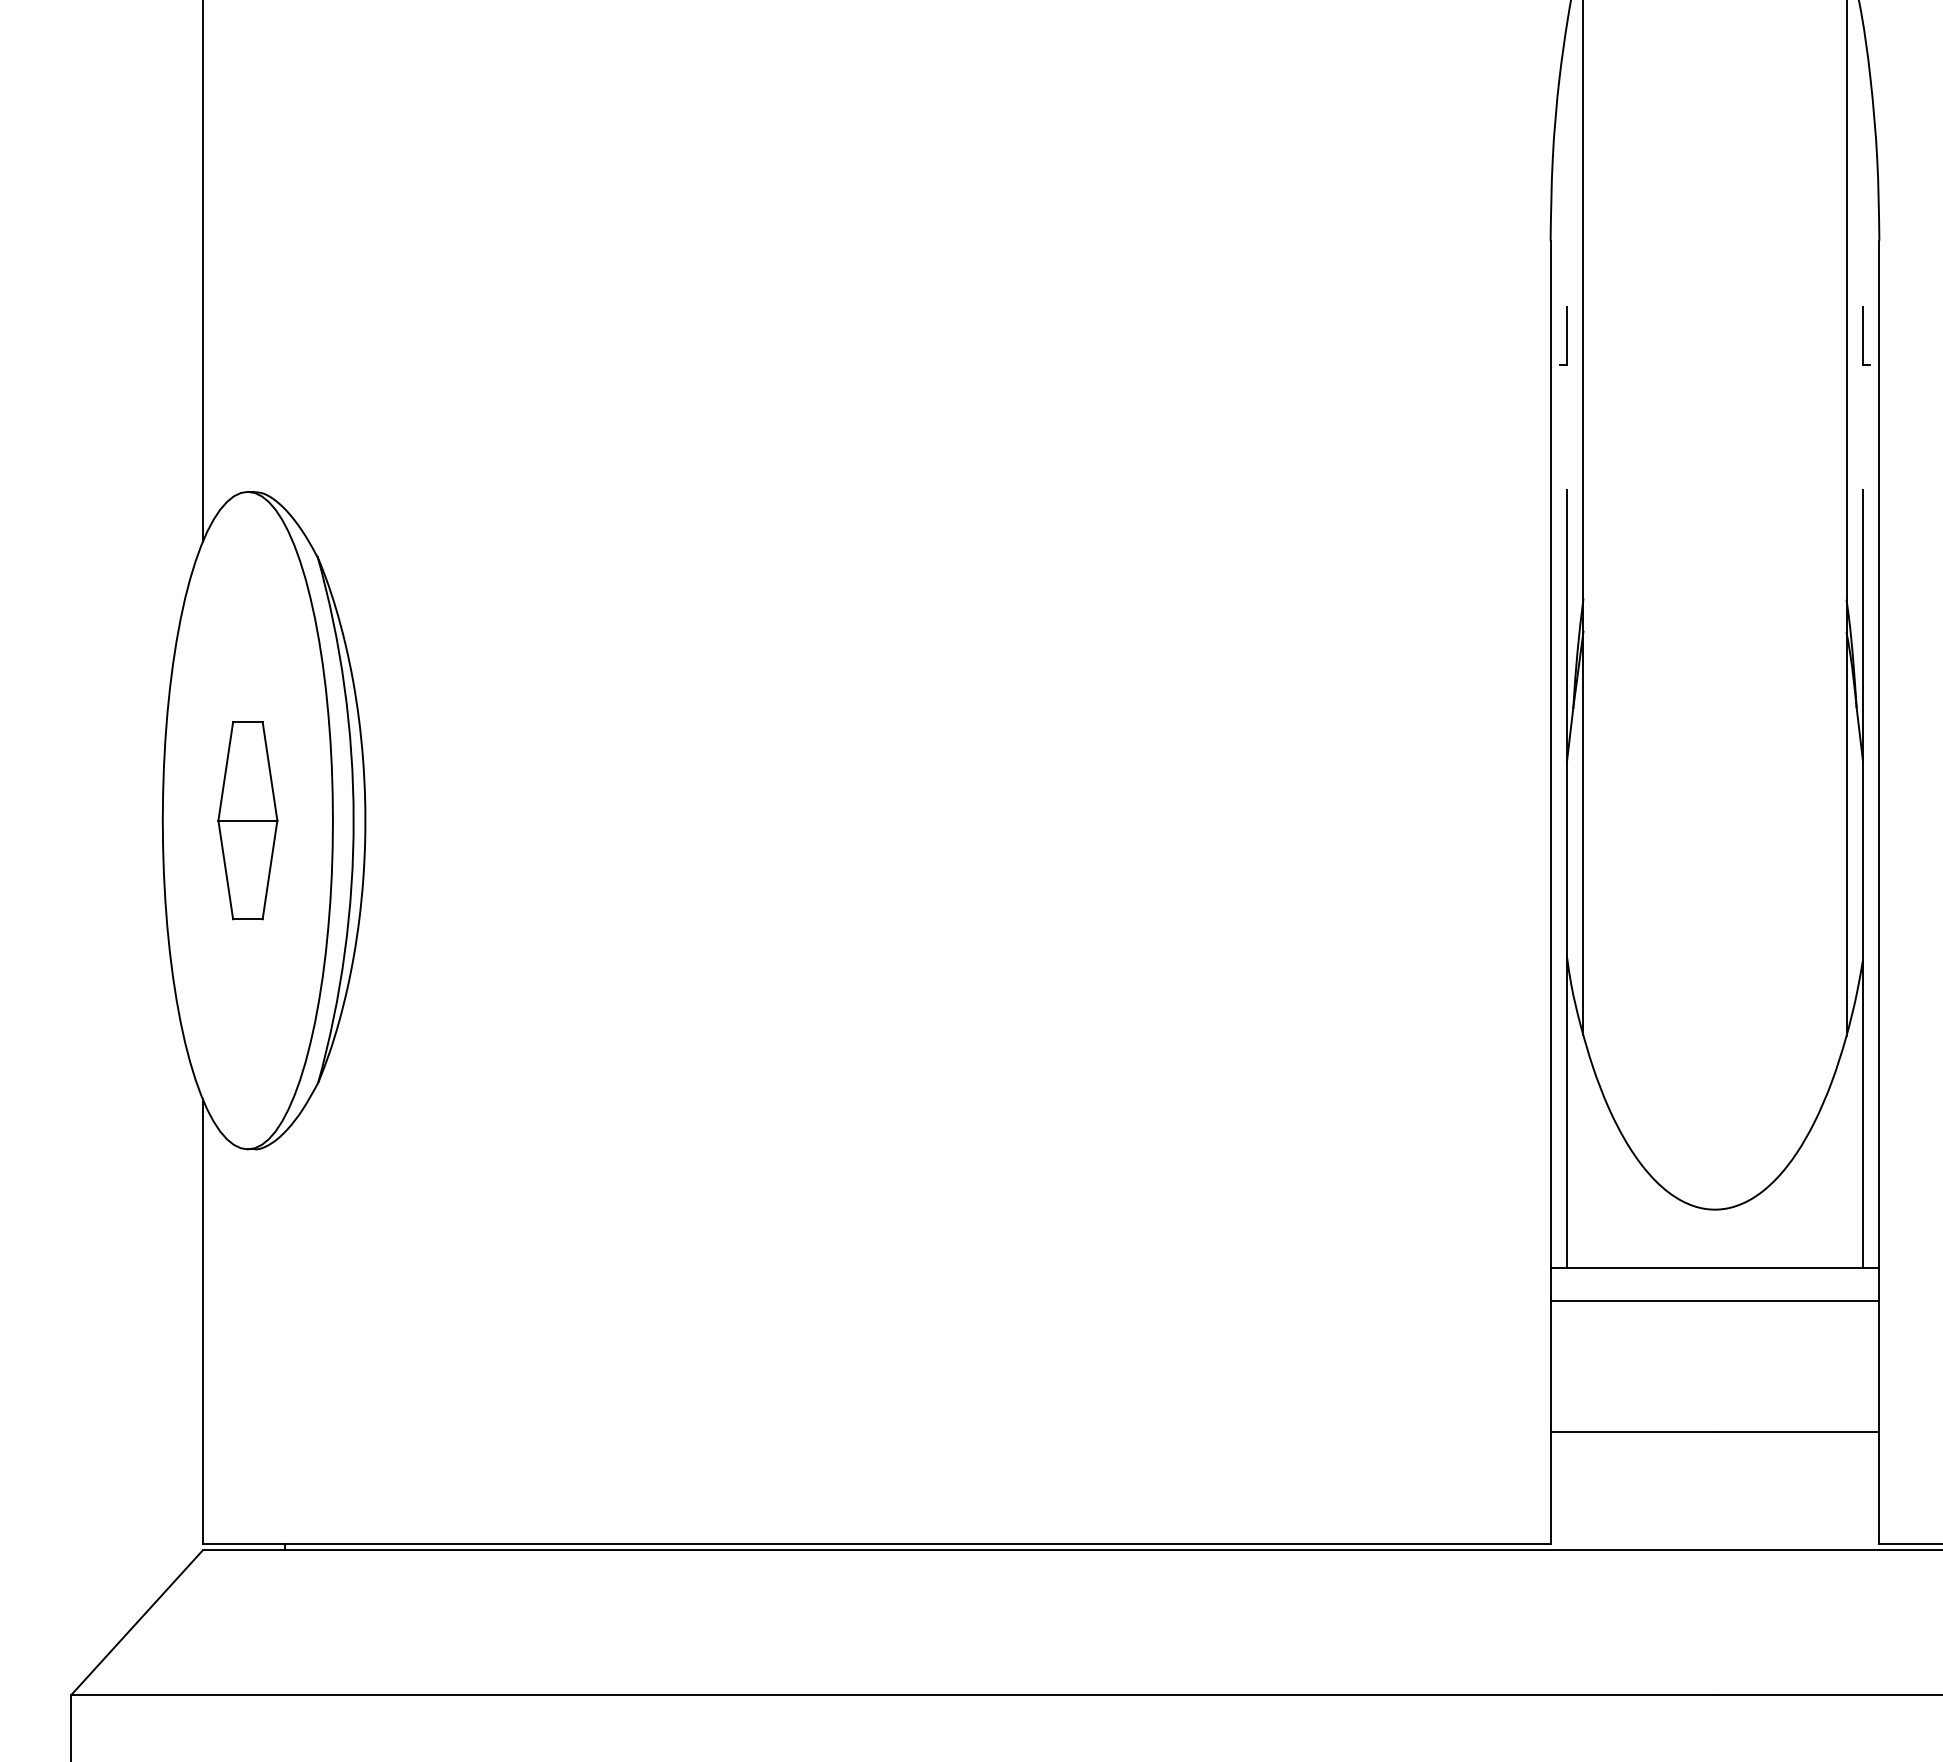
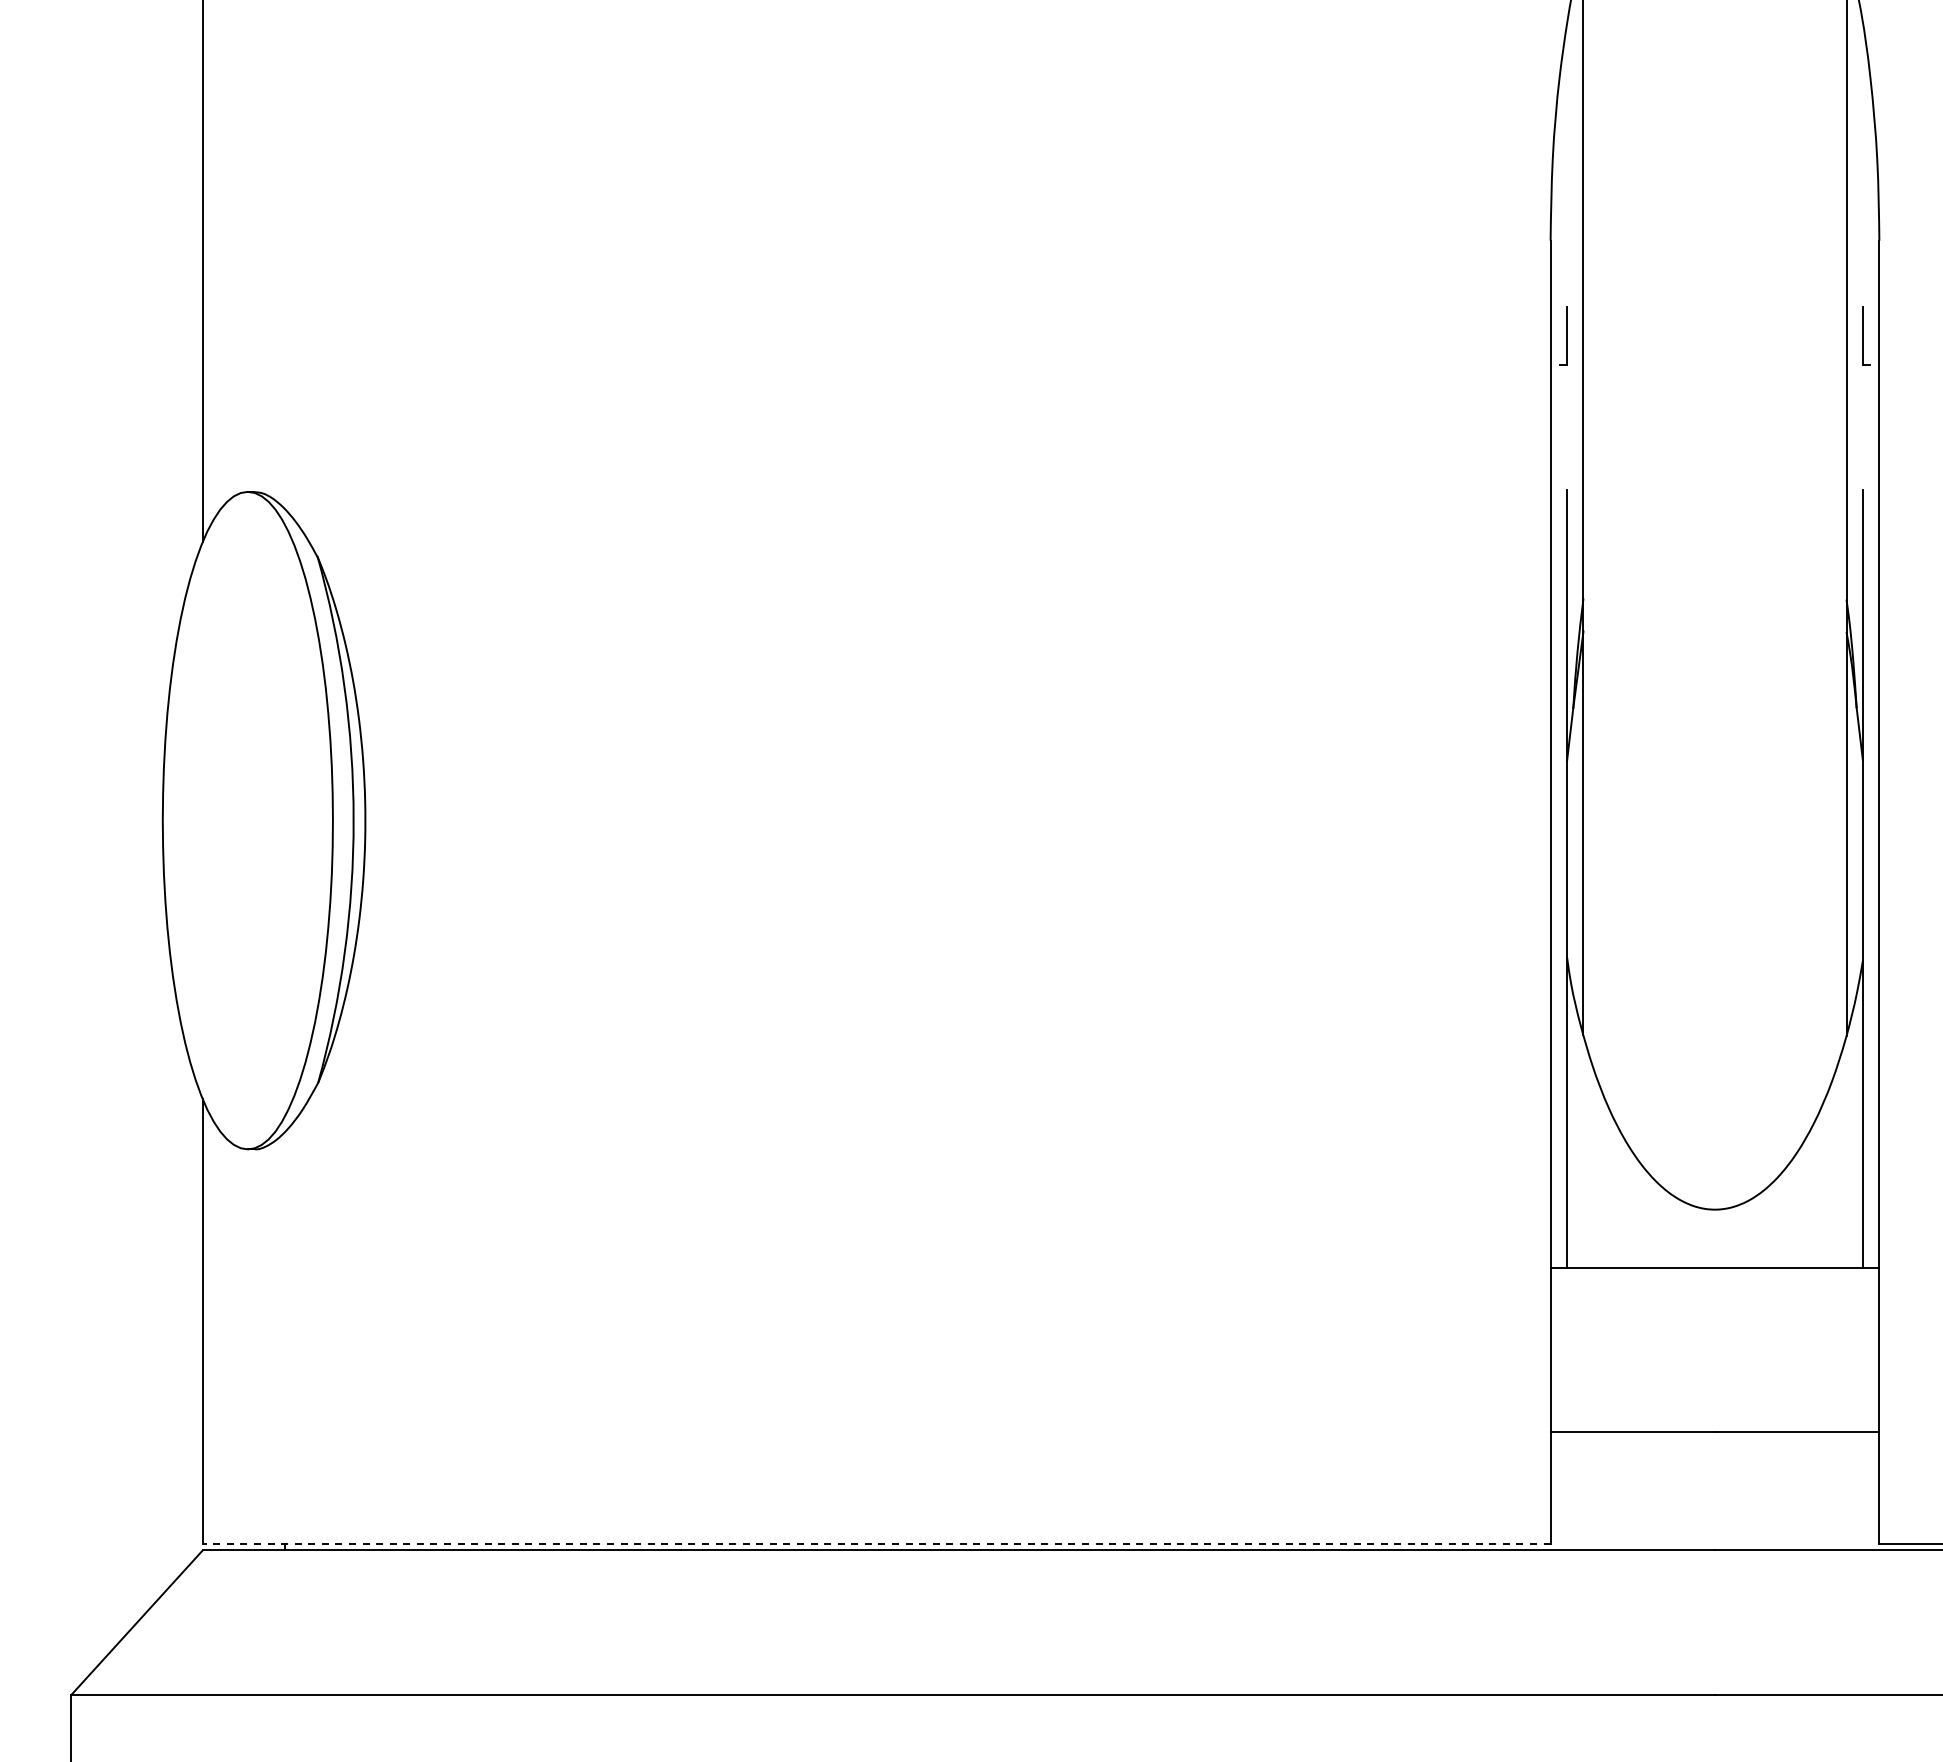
part: present -> none (247, 820)
line: present -> none (1714, 1300)
line: solid -> dashed (876, 1543)
